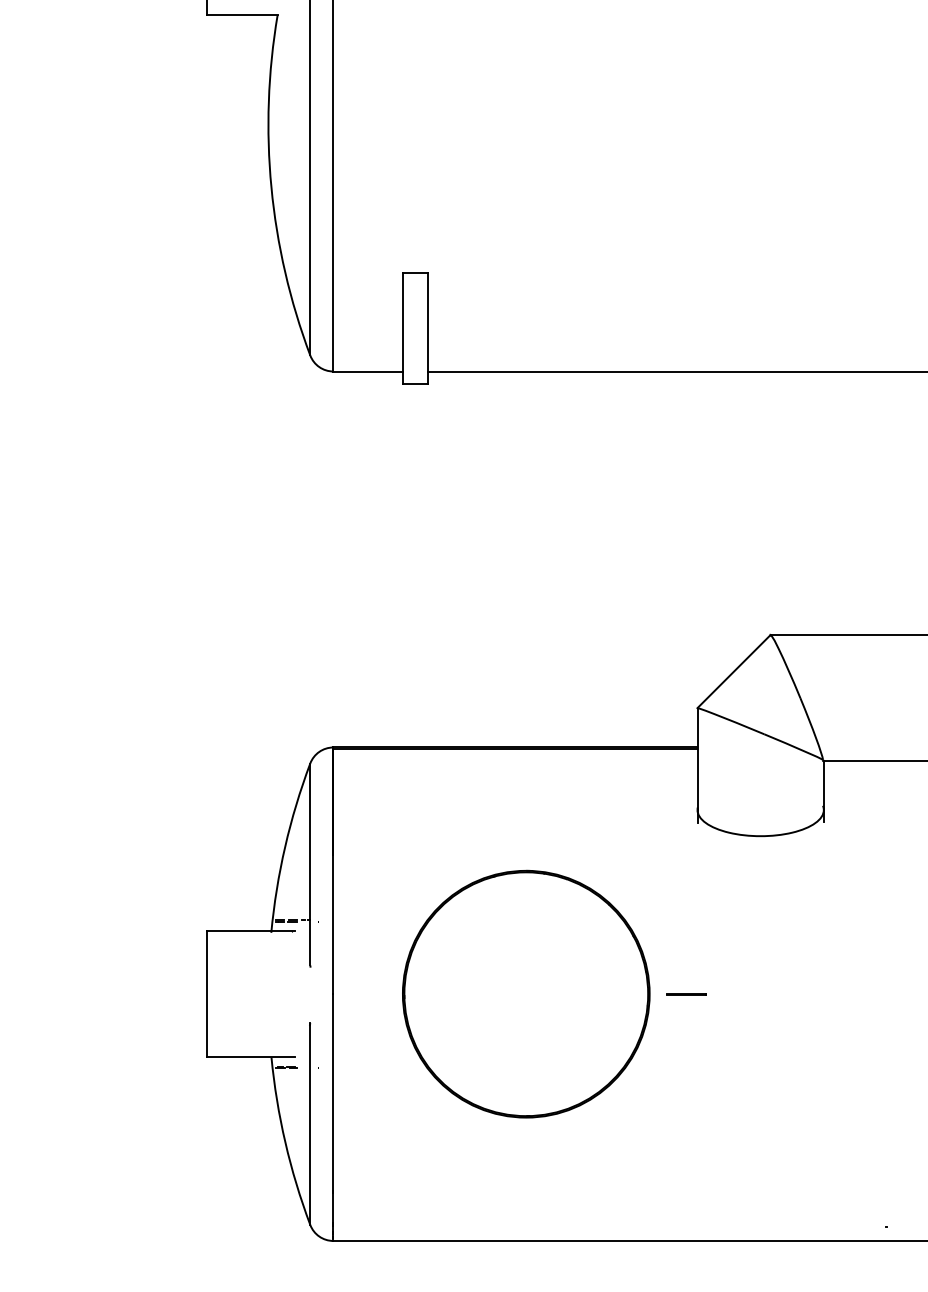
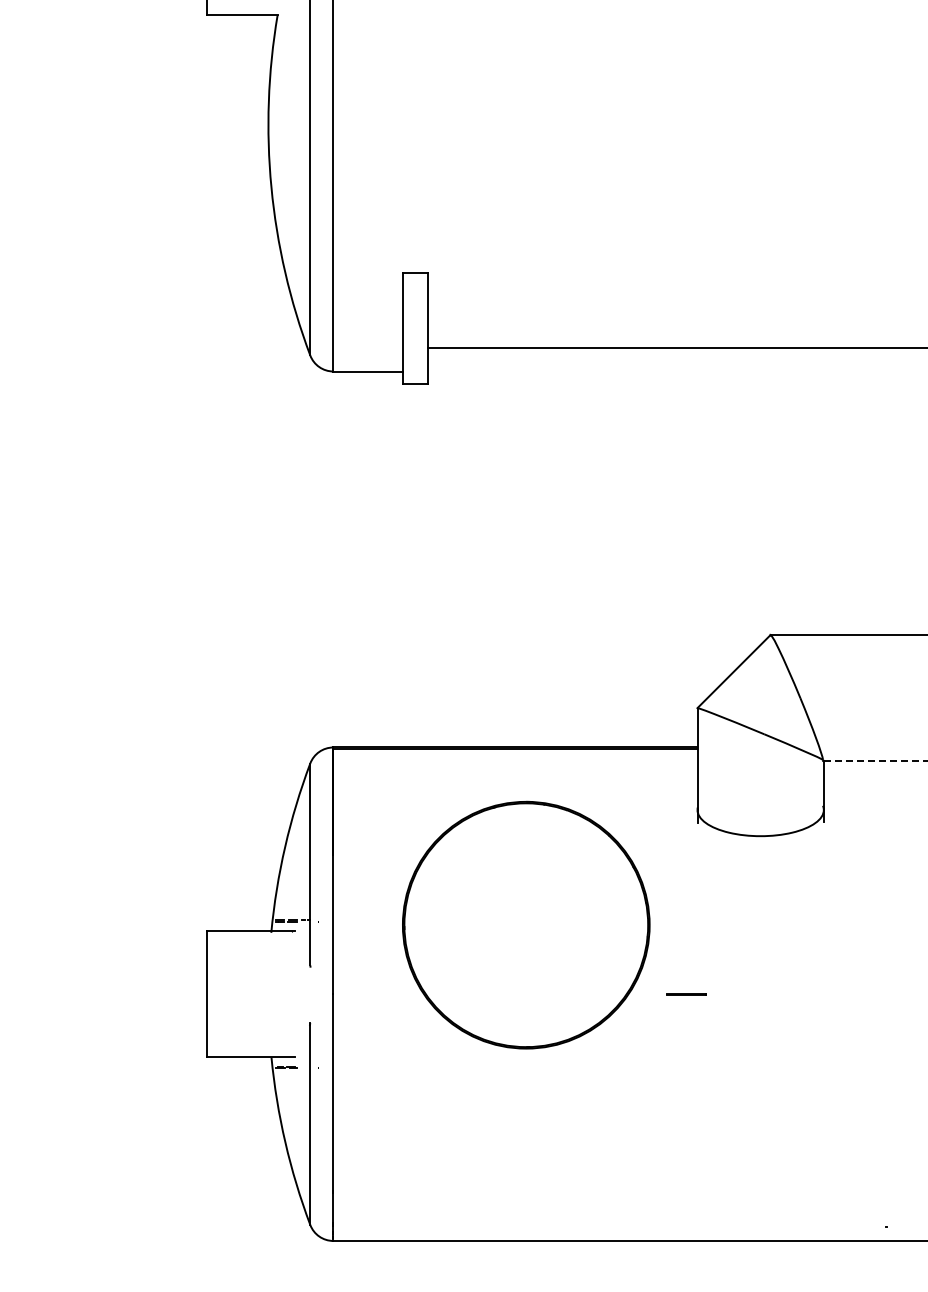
line position: (675, 371) -> (675, 347) (675, 347)
line: solid -> dashed (875, 761)
part position: (526, 993) -> (526, 924) (526, 924)
